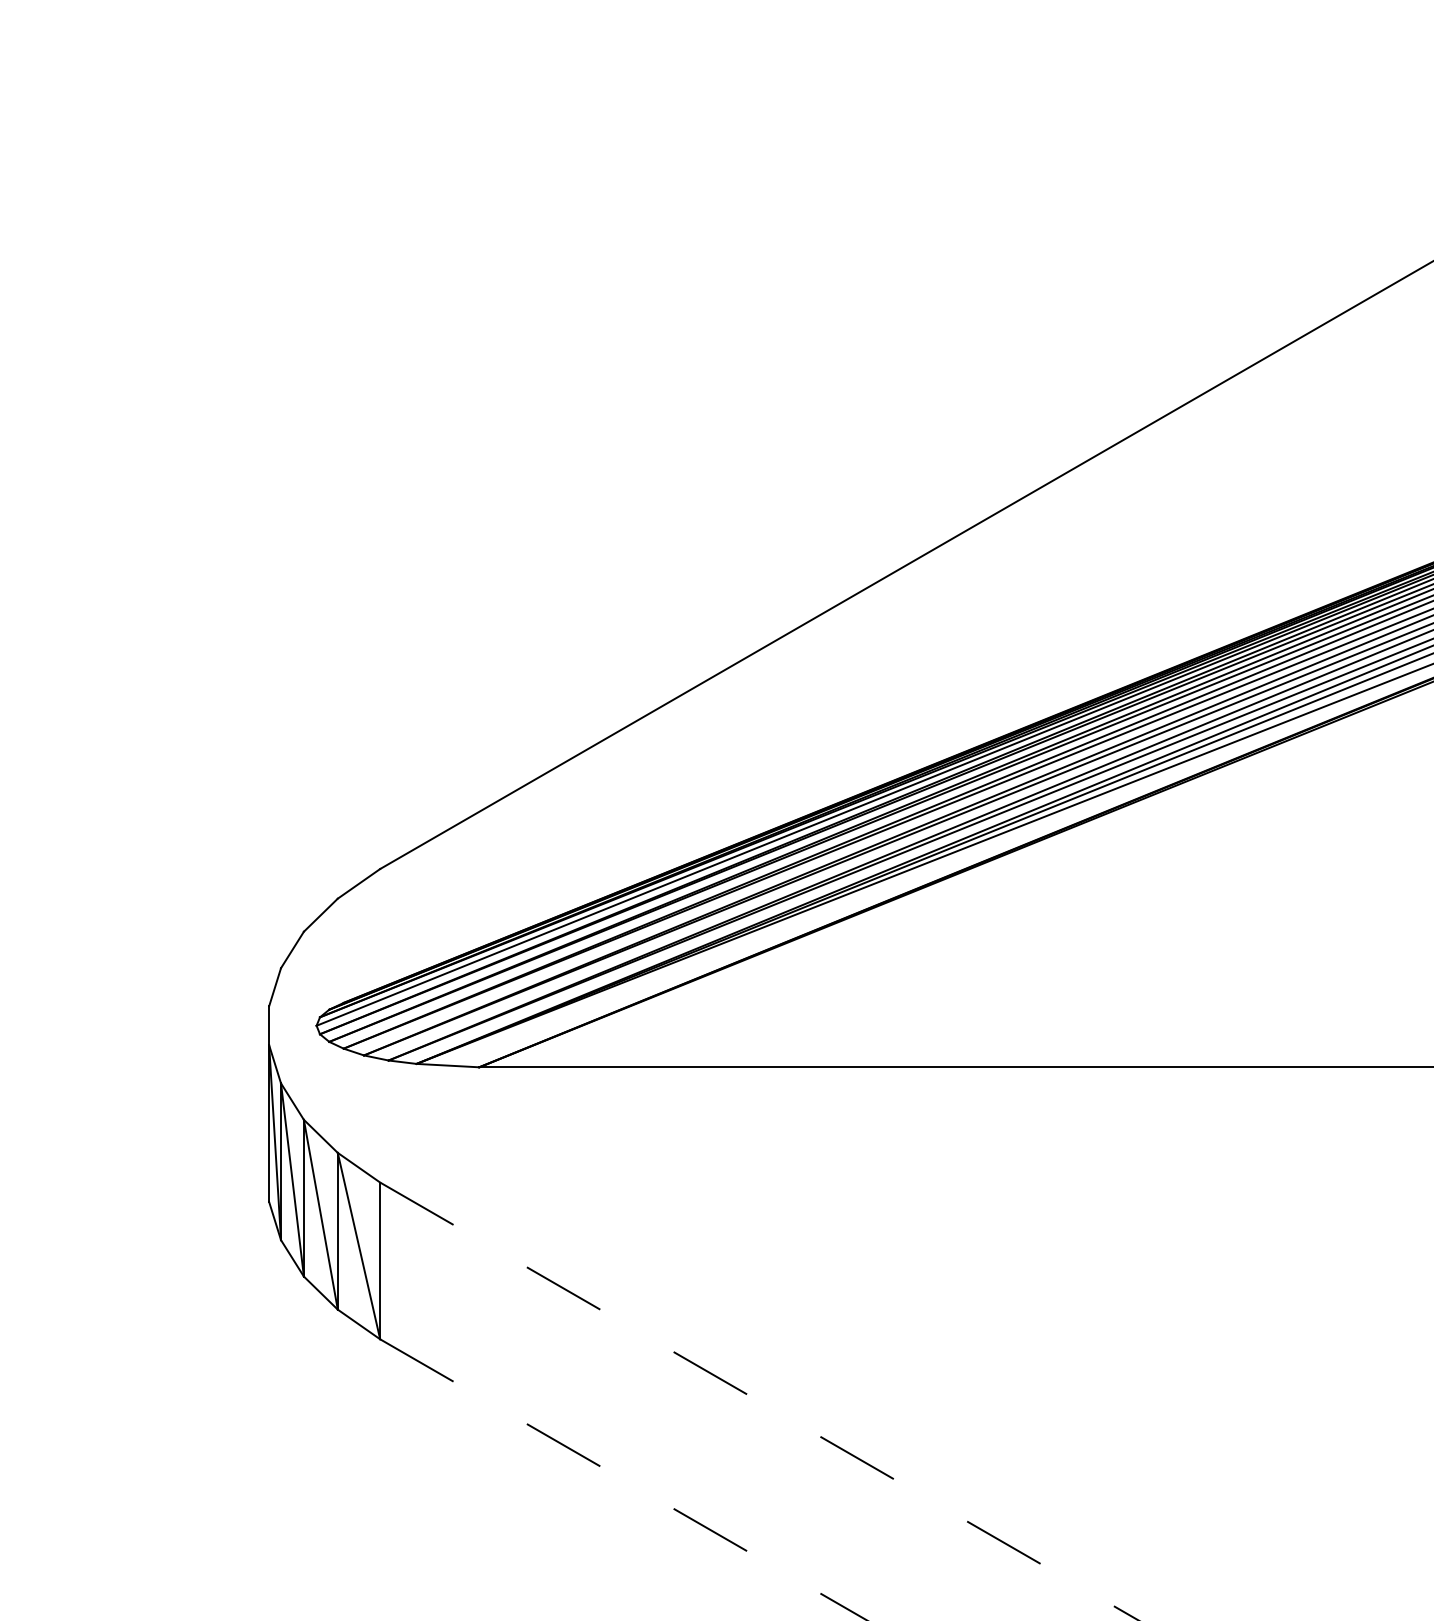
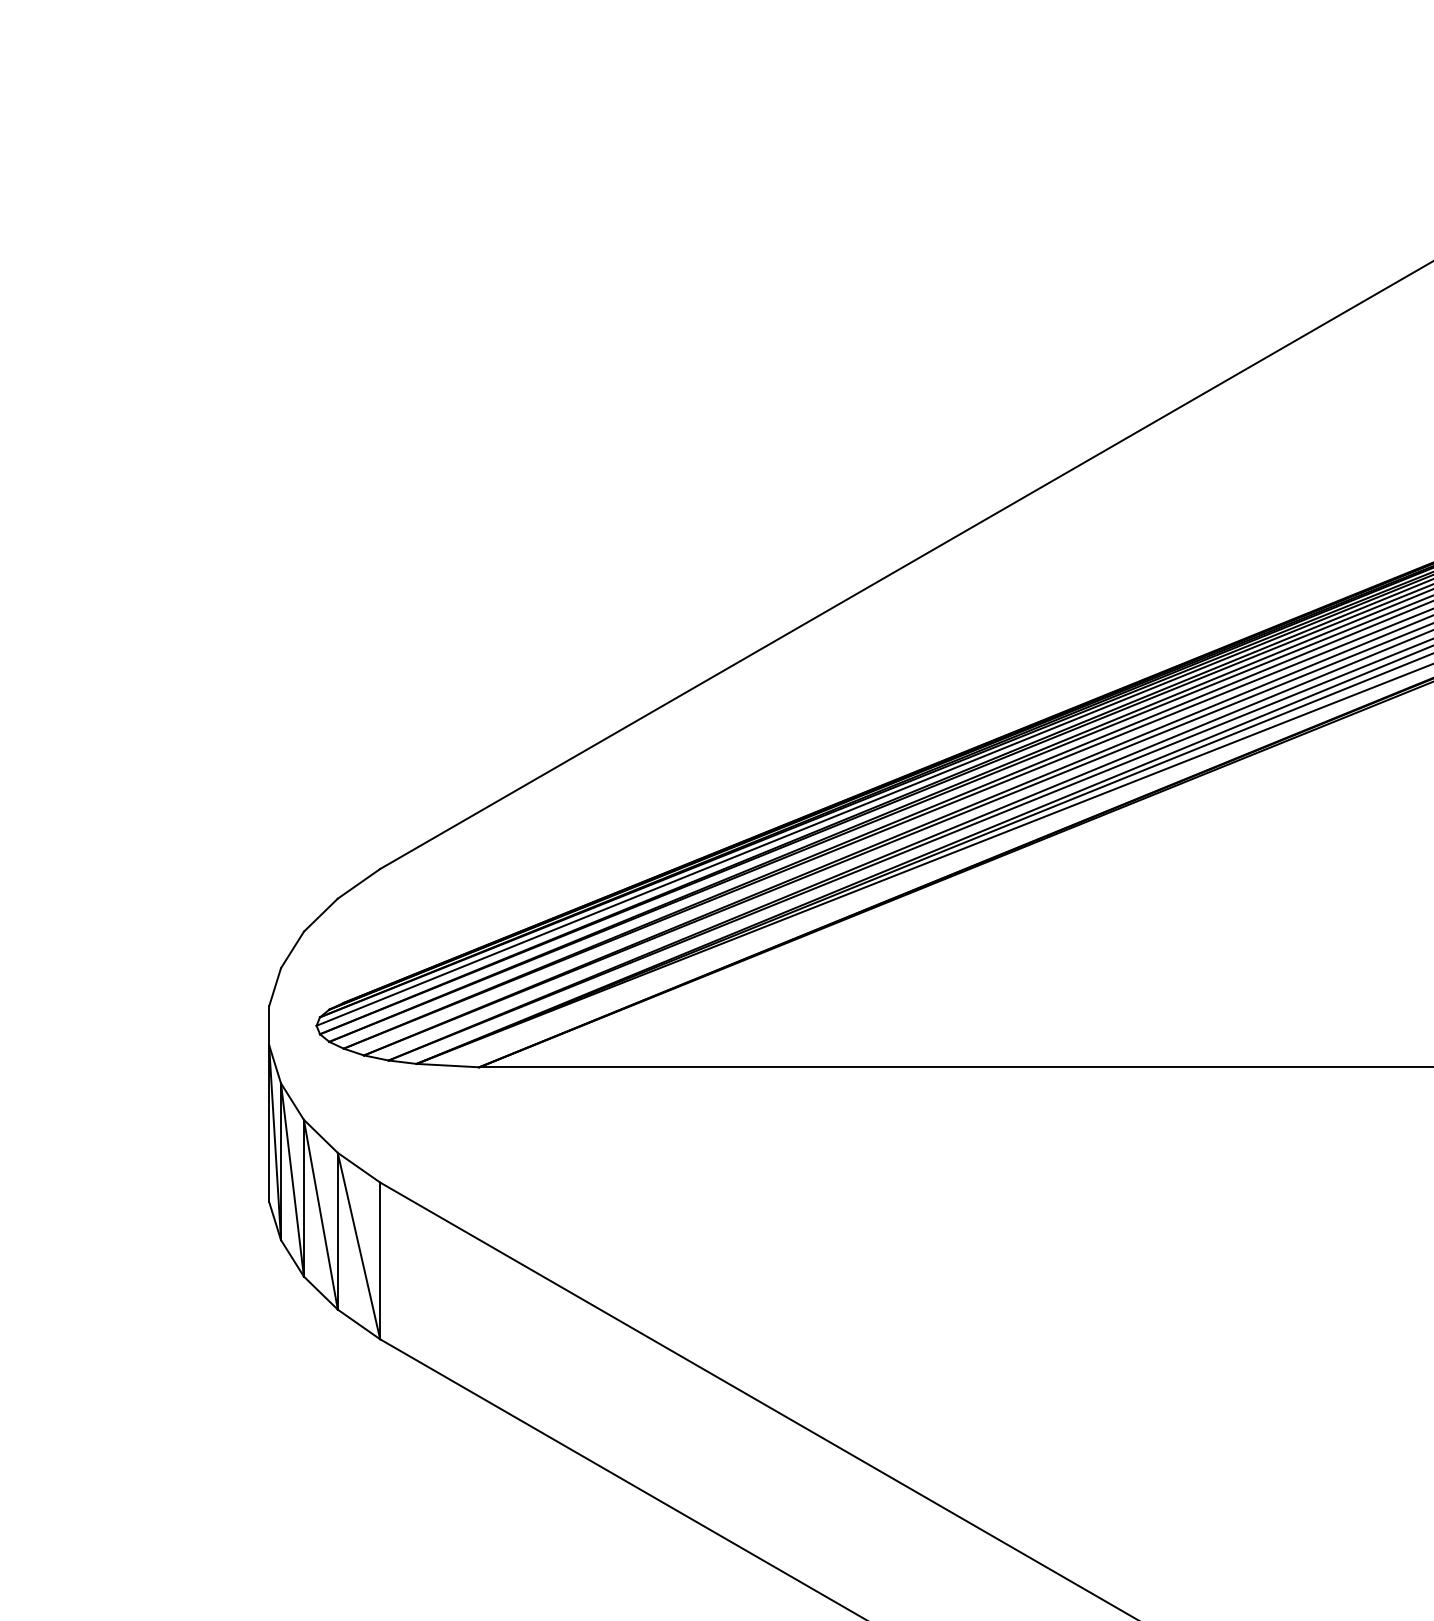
line: dashed -> solid (760, 1402)
line: dashed -> solid (624, 1480)
